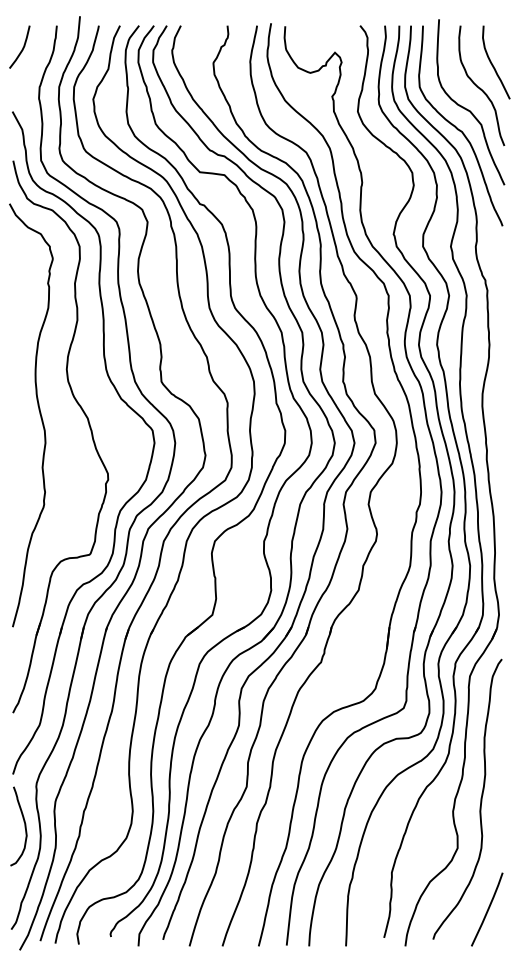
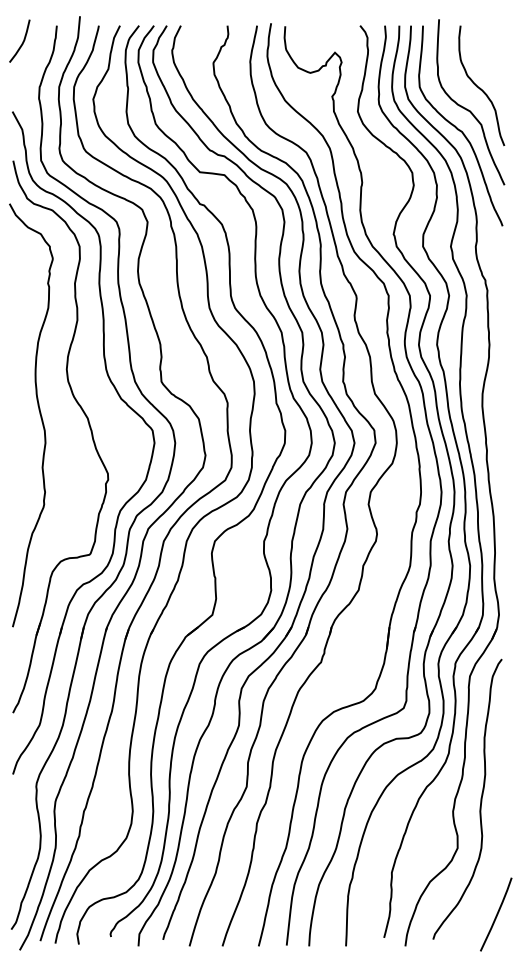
curve position: (22, 47) -> (22, 41) (22, 41)
curve: present -> none (493, 64)
curve: present -> none (24, 826)
curve position: (487, 909) -> (496, 914) (496, 914)
